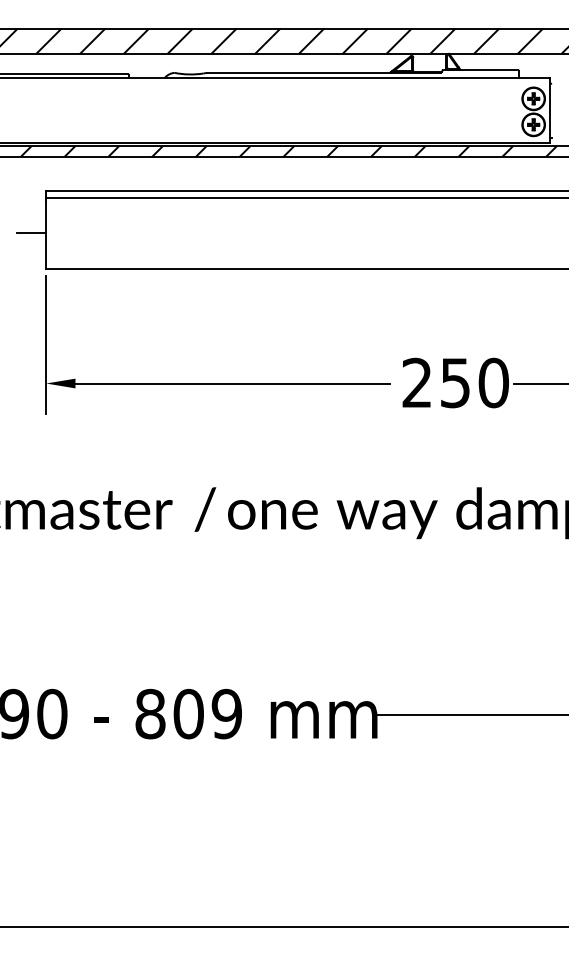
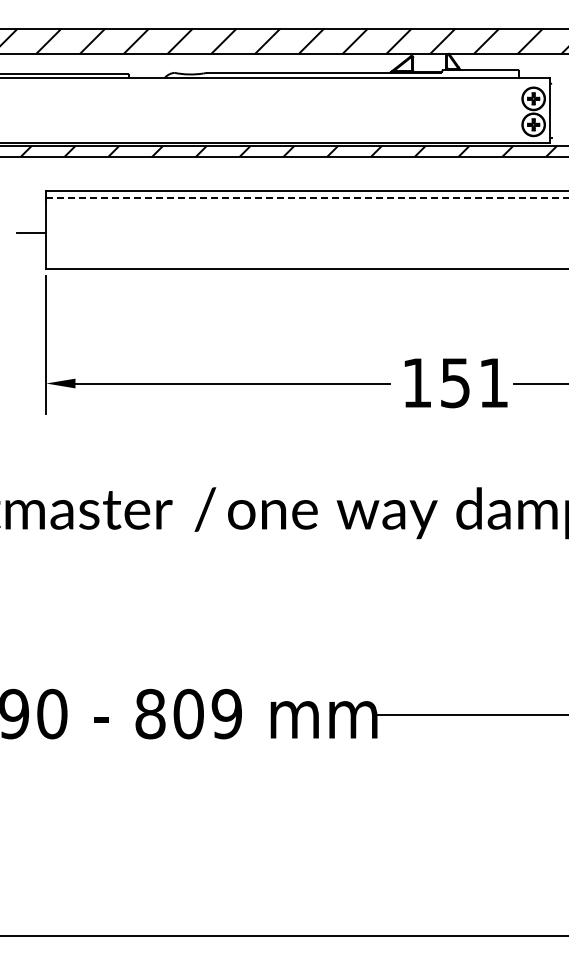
line: solid -> dashed (308, 197)
text: 250 -> 151 (455, 382)
line position: (283, 927) -> (283, 936) (283, 936)
